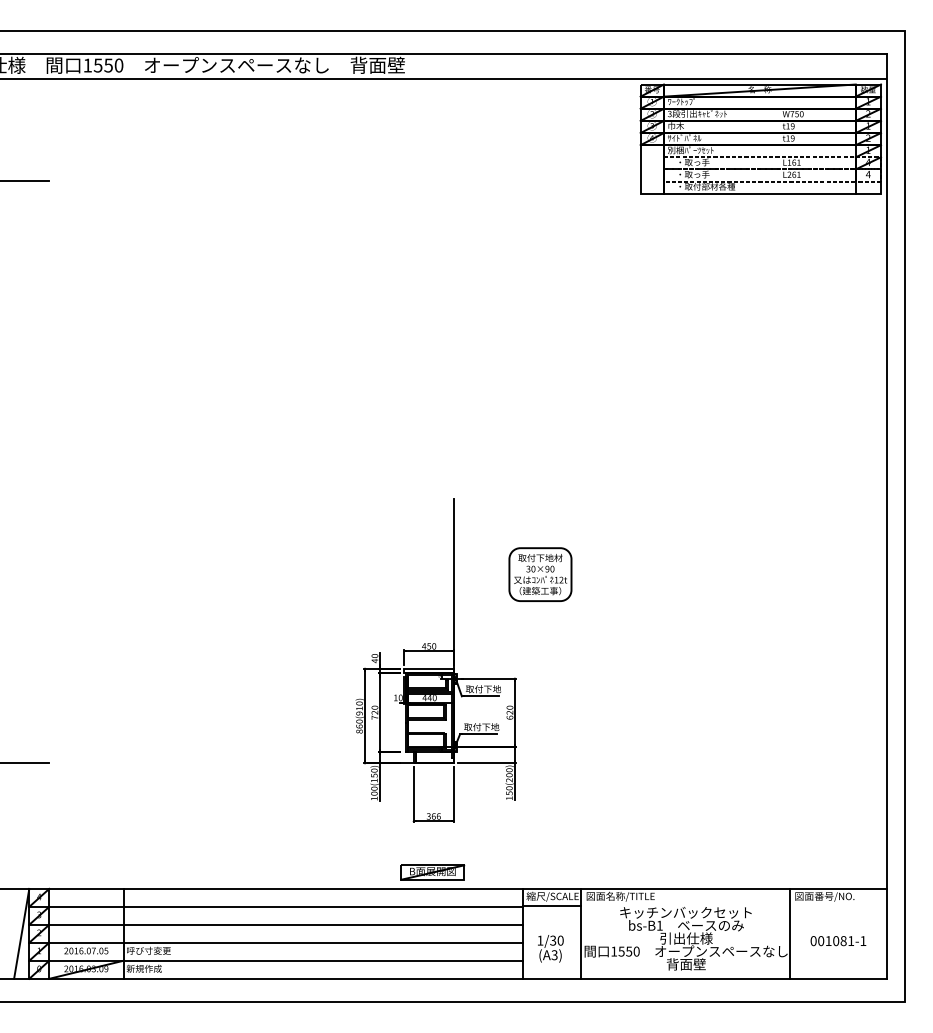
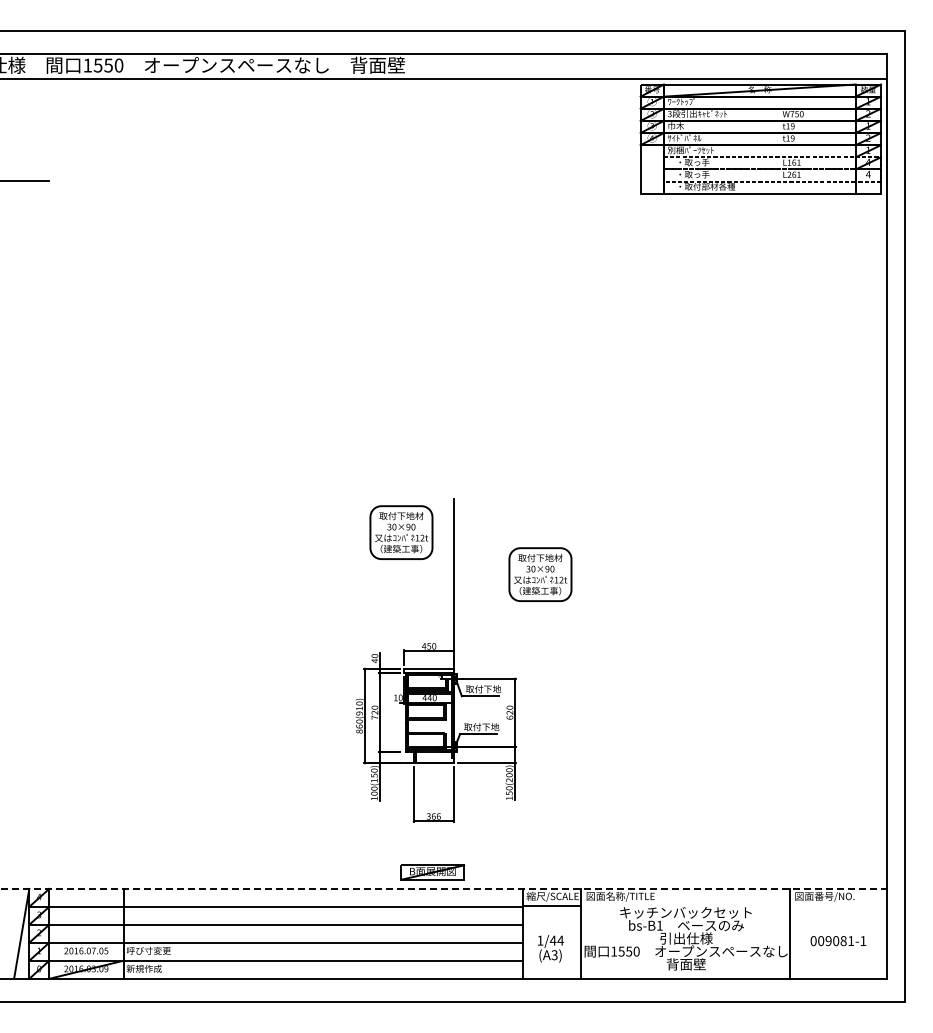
part: none -> present (401, 532)
line: present -> none (25, 763)
line: solid -> dashed (444, 888)
text: 1/30 -> 1/44 (556, 940)
text: 001081-1 -> 009081-1 (828, 941)
